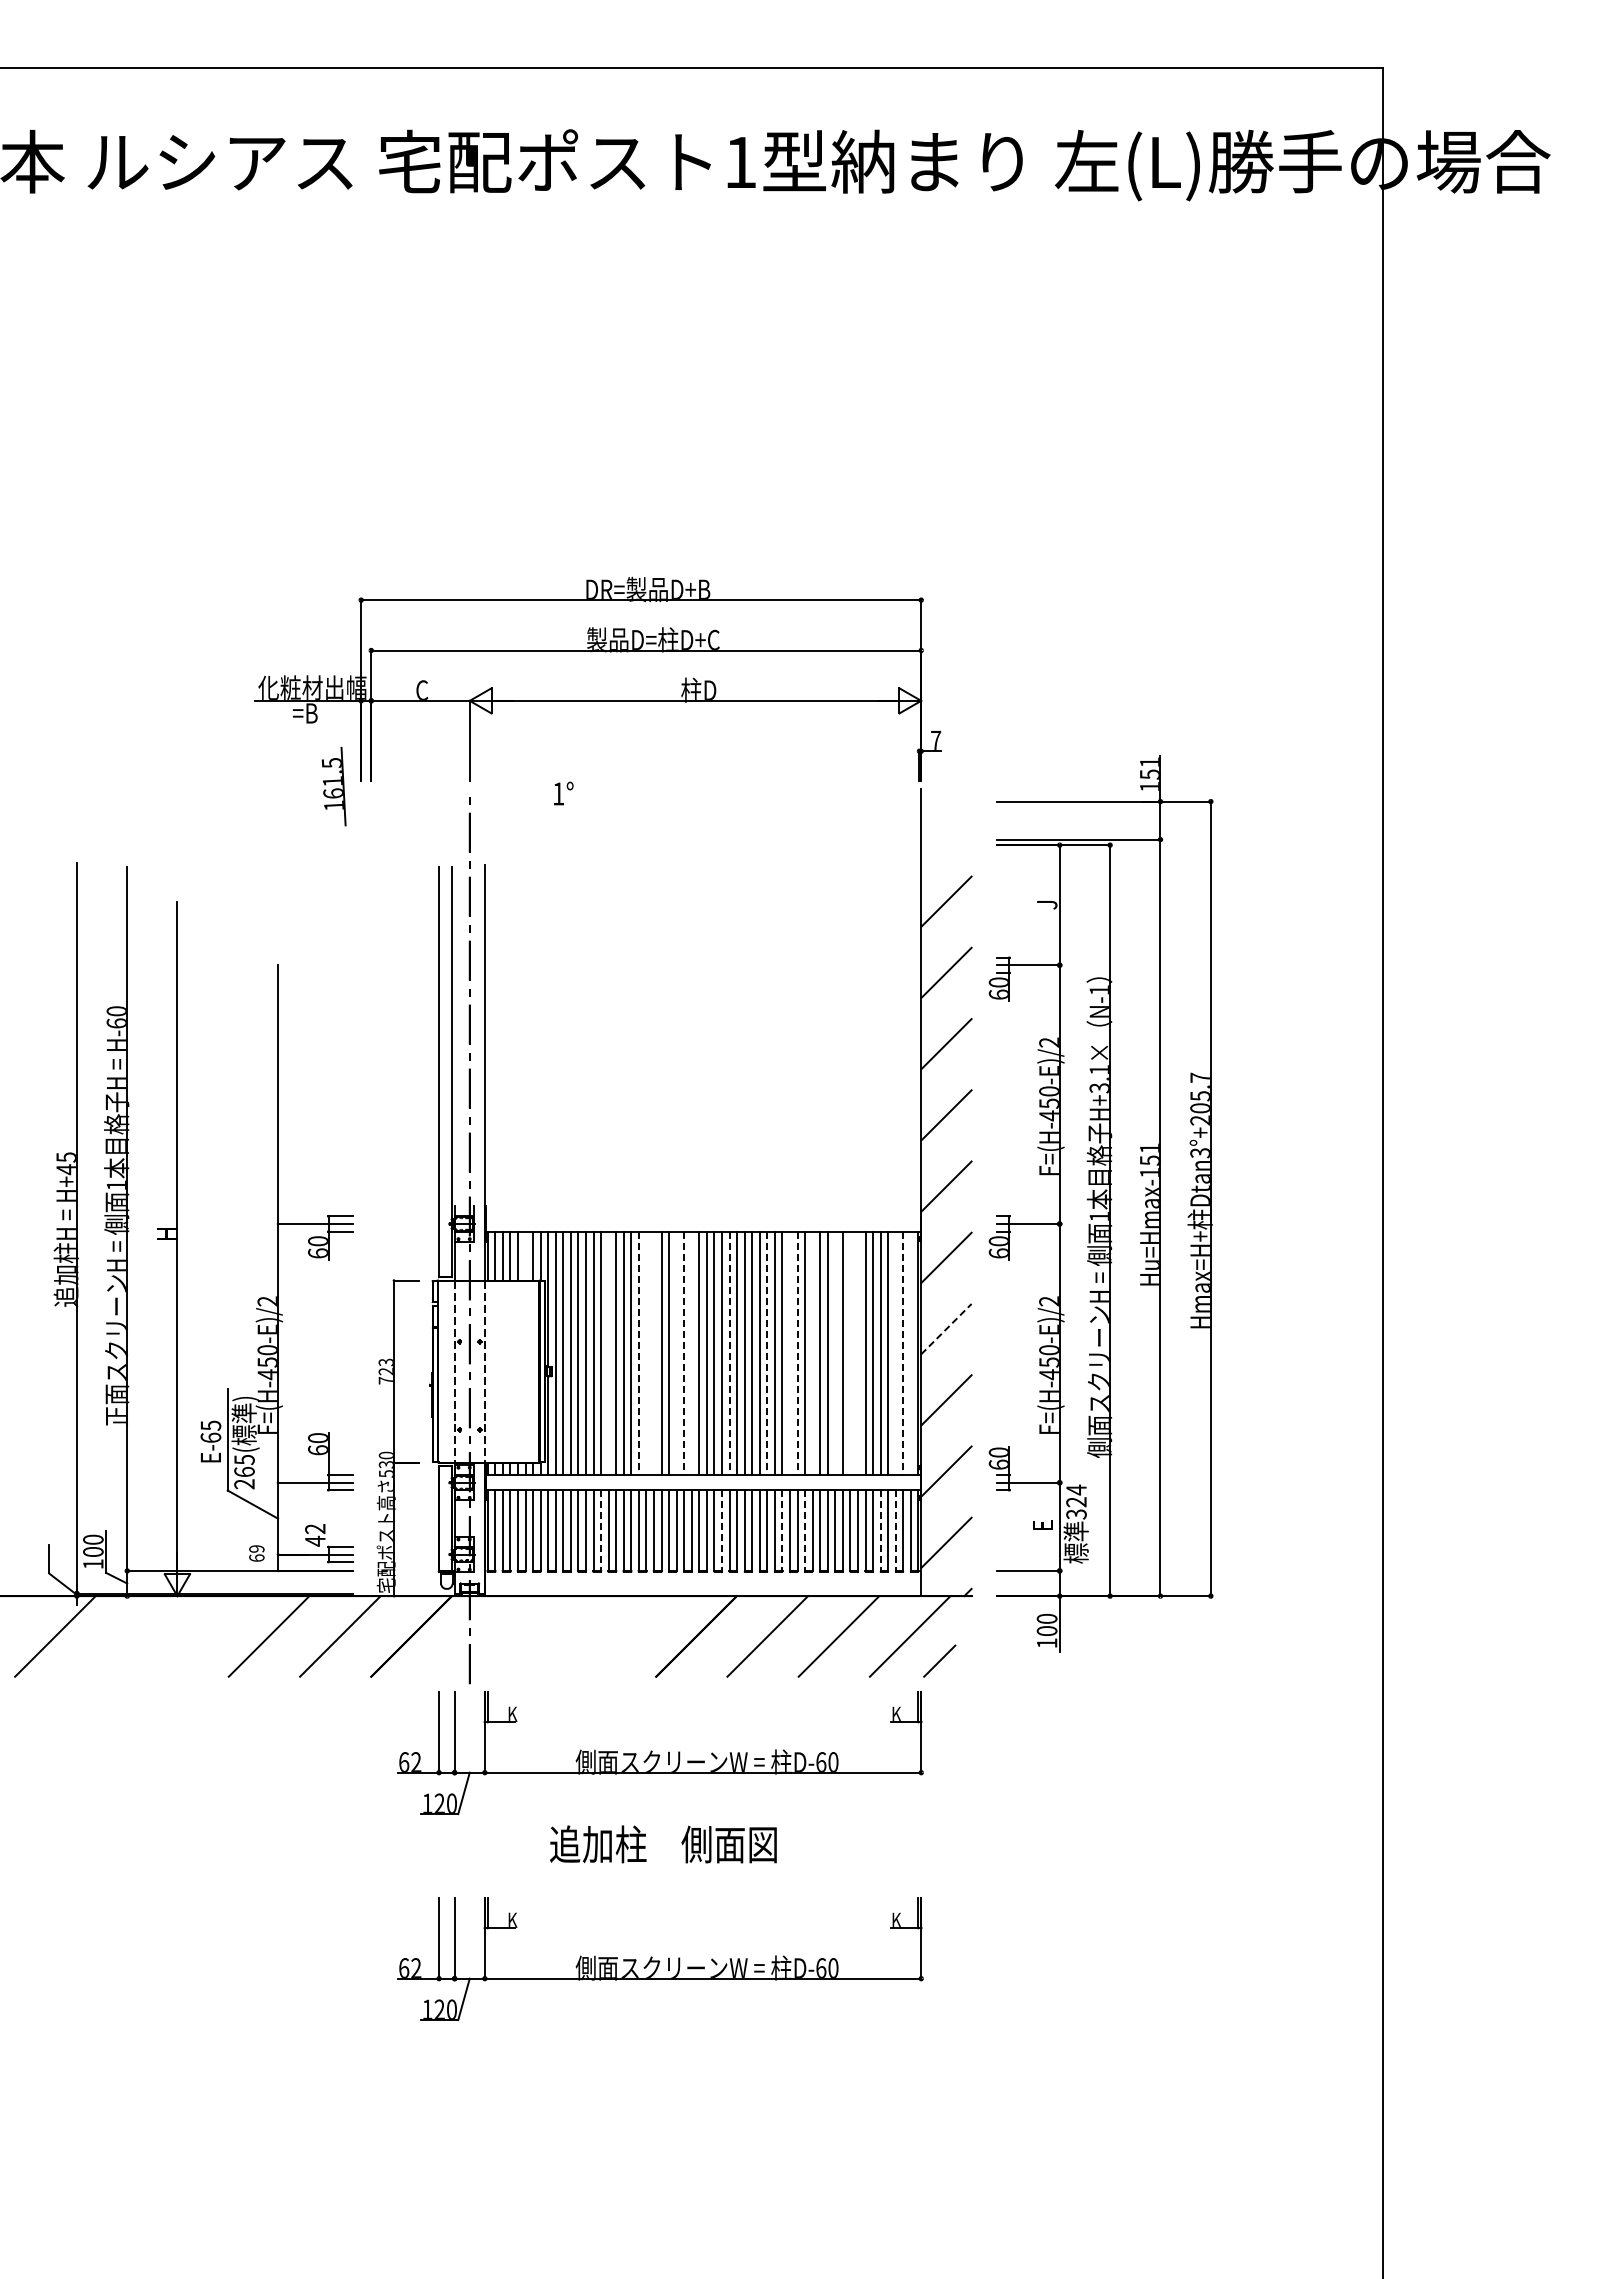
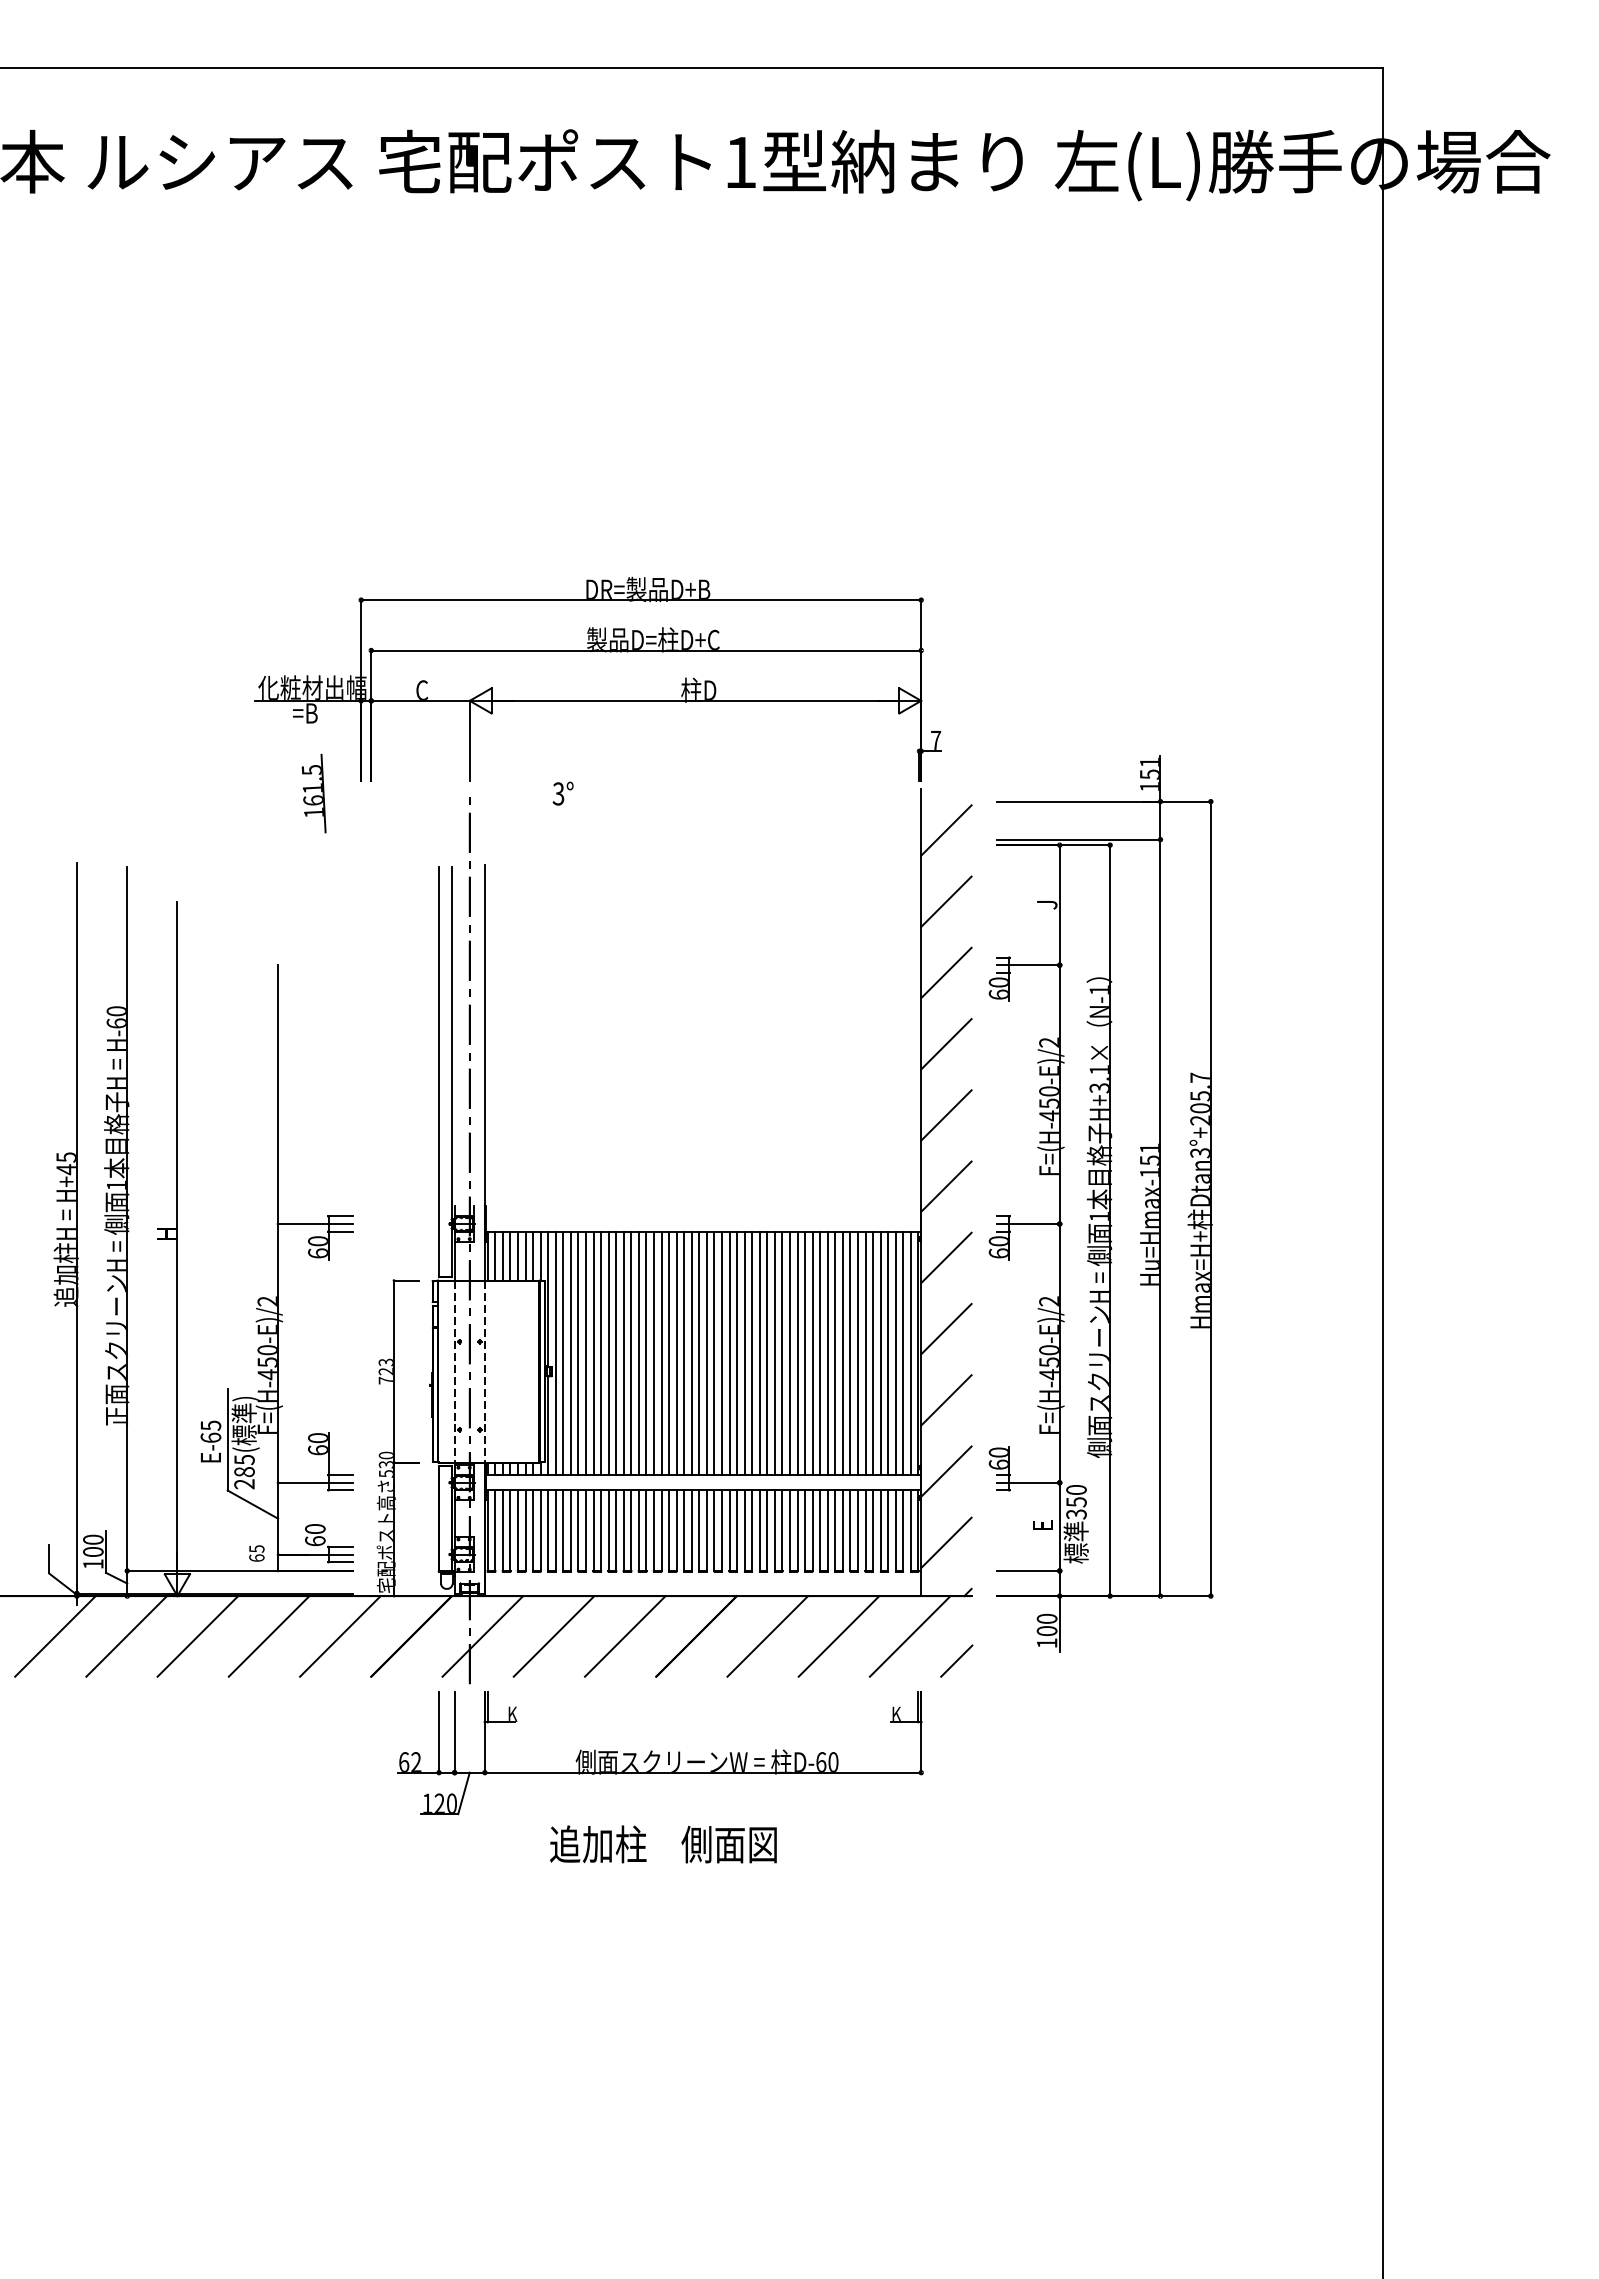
part position: (333, 786) -> (313, 793) (313, 793)
text: 1° -> 3° (558, 793)
line: none -> present (946, 830)
line: none -> present (525, 1255)
line: dashed -> solid (946, 1329)
line: none -> present (608, 1353)
line: dashed -> solid (638, 1353)
line: none -> present (646, 1353)
line: none -> present (653, 1353)
line: none -> present (676, 1353)
line: dashed -> solid (684, 1353)
line: none -> present (691, 1353)
line: dashed -> solid (729, 1353)
line: dashed -> solid (767, 1353)
line: none -> present (789, 1353)
line: dashed -> solid (797, 1353)
line: none -> present (812, 1353)
line: none -> present (835, 1353)
line: none -> present (850, 1353)
line: none -> present (857, 1353)
line: none -> present (895, 1353)
line: dashed -> solid (903, 1353)
line: none -> present (910, 1353)
text: 265( -> 285( (244, 1472)
text: 324 -> 350 (1076, 1495)
line: dashed -> solid (601, 1531)
line: dashed -> solid (721, 1531)
line: dashed -> solid (782, 1531)
line: dashed -> solid (805, 1531)
line: dashed -> solid (880, 1531)
line: dashed -> solid (895, 1531)
text: 42 -> 60 (315, 1535)
text: 69 -> 65 (256, 1548)
line: none -> present (126, 1636)
line: none -> present (197, 1636)
line: none -> present (482, 1636)
line: none -> present (553, 1636)
line: none -> present (624, 1636)
line position: (939, 1660) -> (956, 1660) (956, 1660)
part: present -> none (660, 1959)
